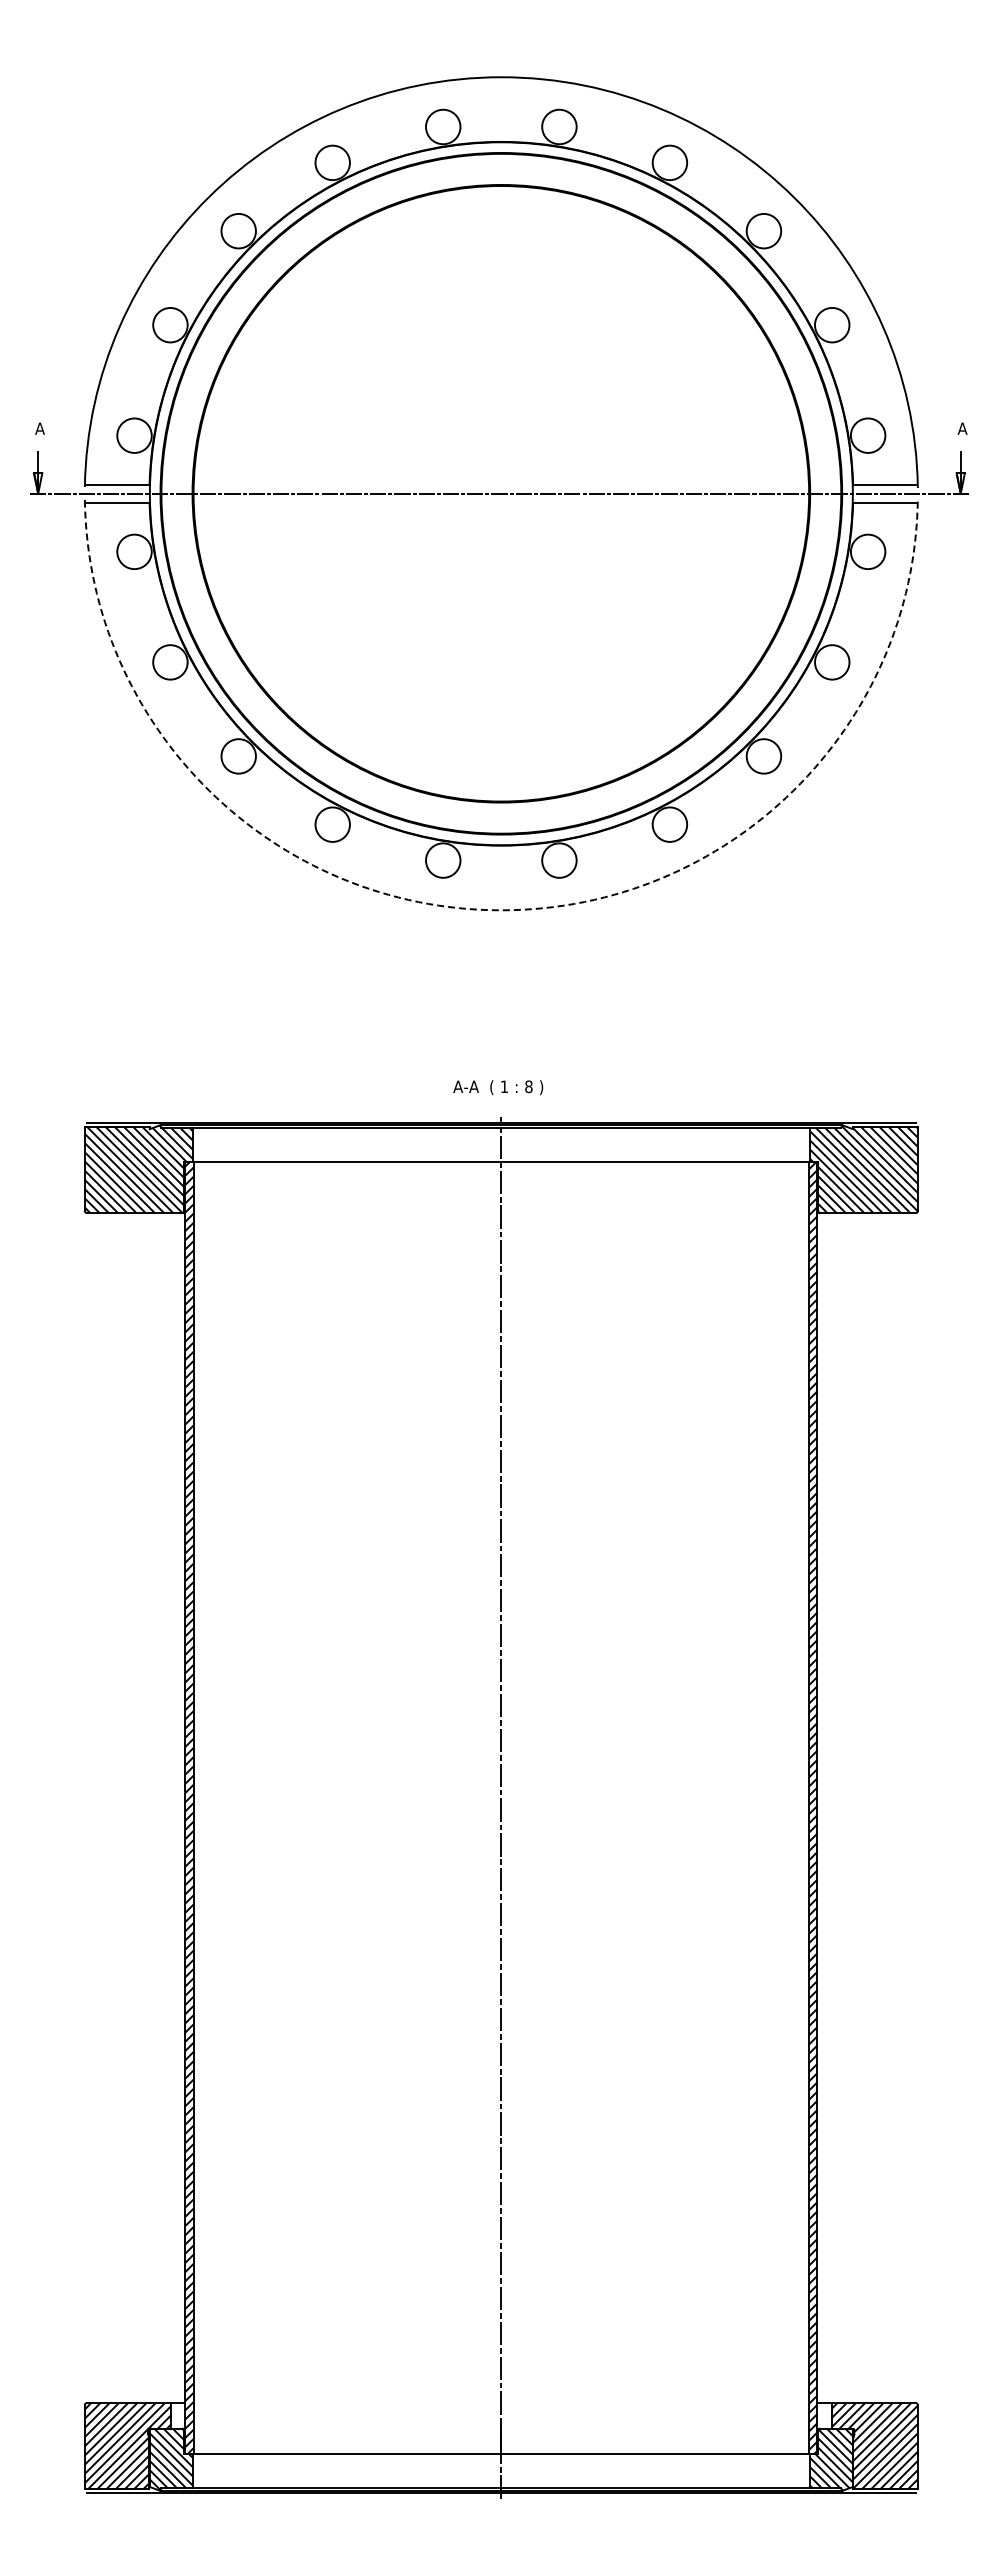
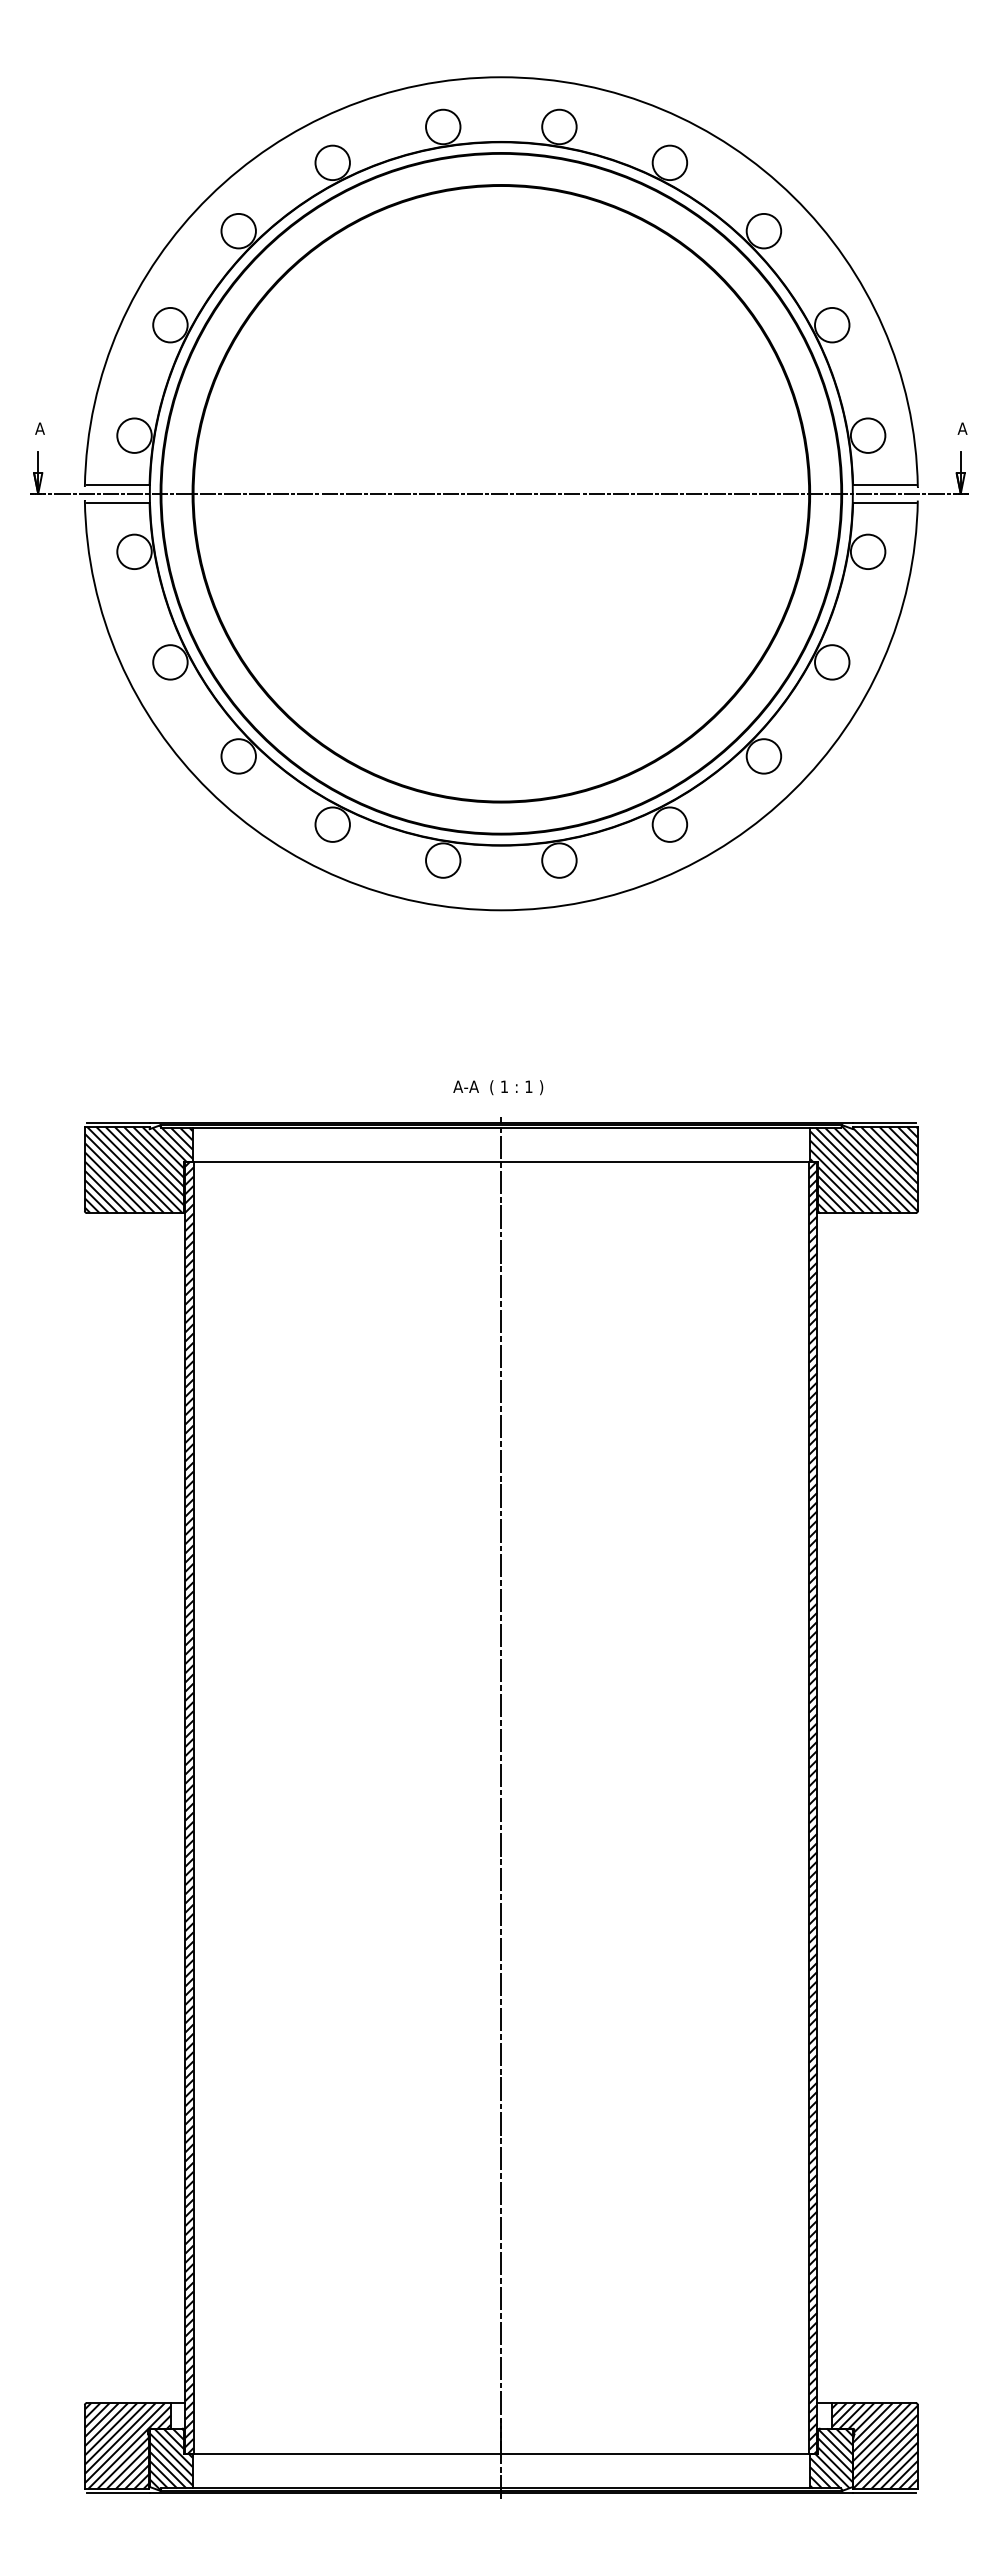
arc: dashed -> solid (501, 910)
text: 8 -> 1 (528, 1086)
